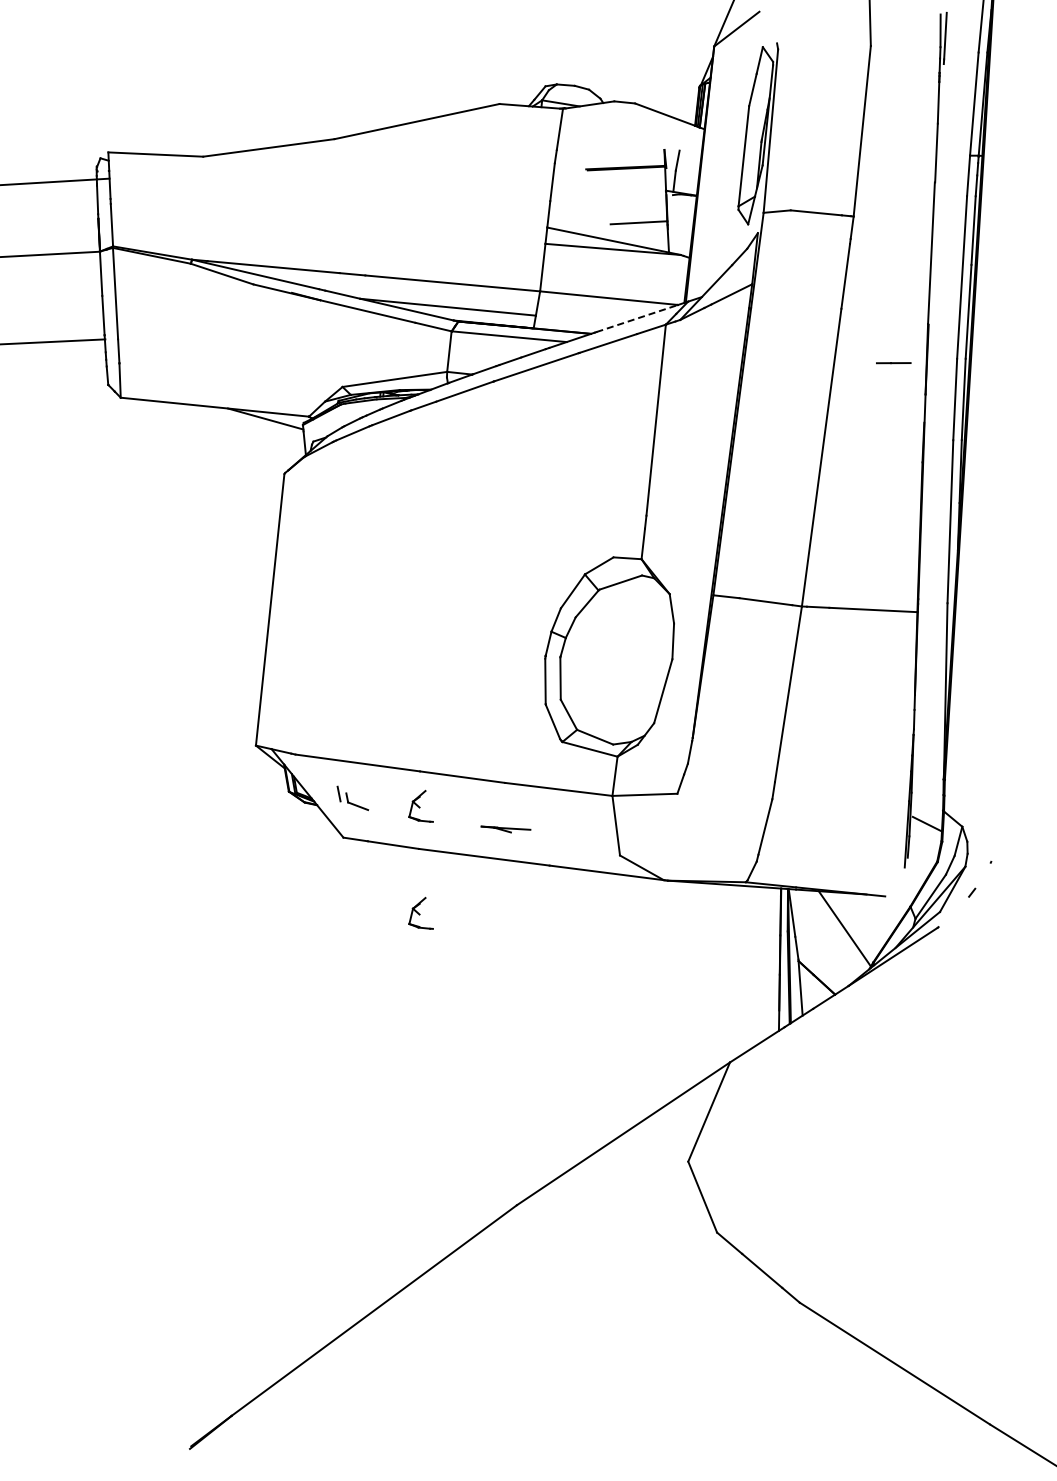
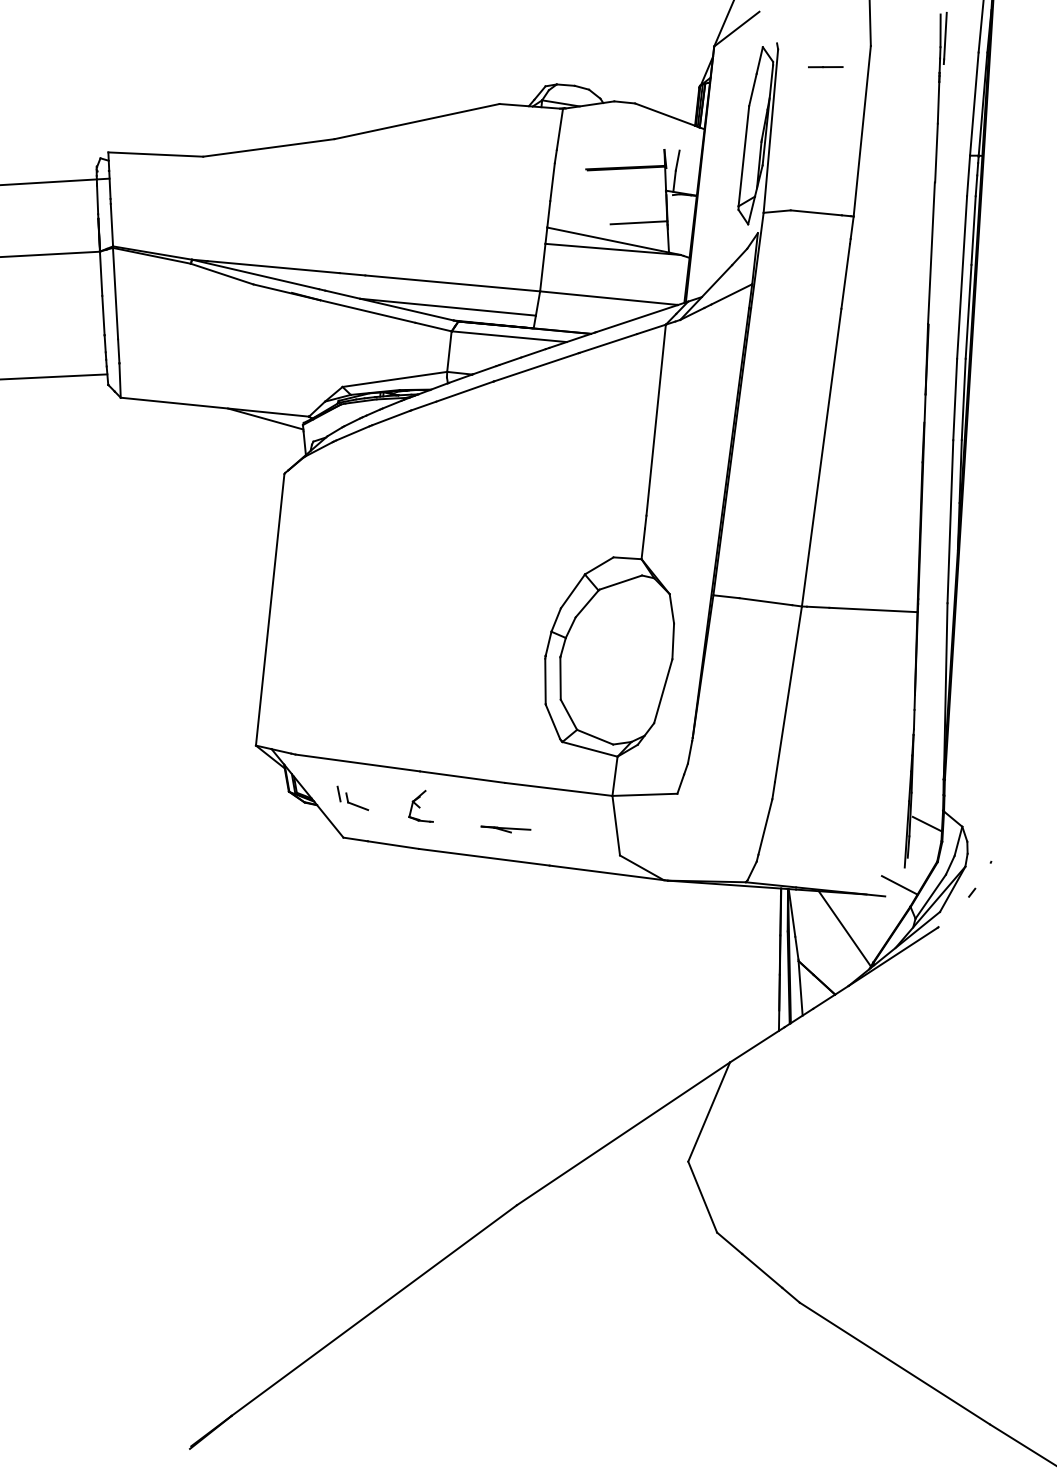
line: dashed -> solid (636, 318)
line position: (53, 341) -> (54, 376) (54, 376)
line position: (893, 363) -> (825, 67) (825, 67)
line: none -> present (899, 885)
part: present -> none (420, 912)
